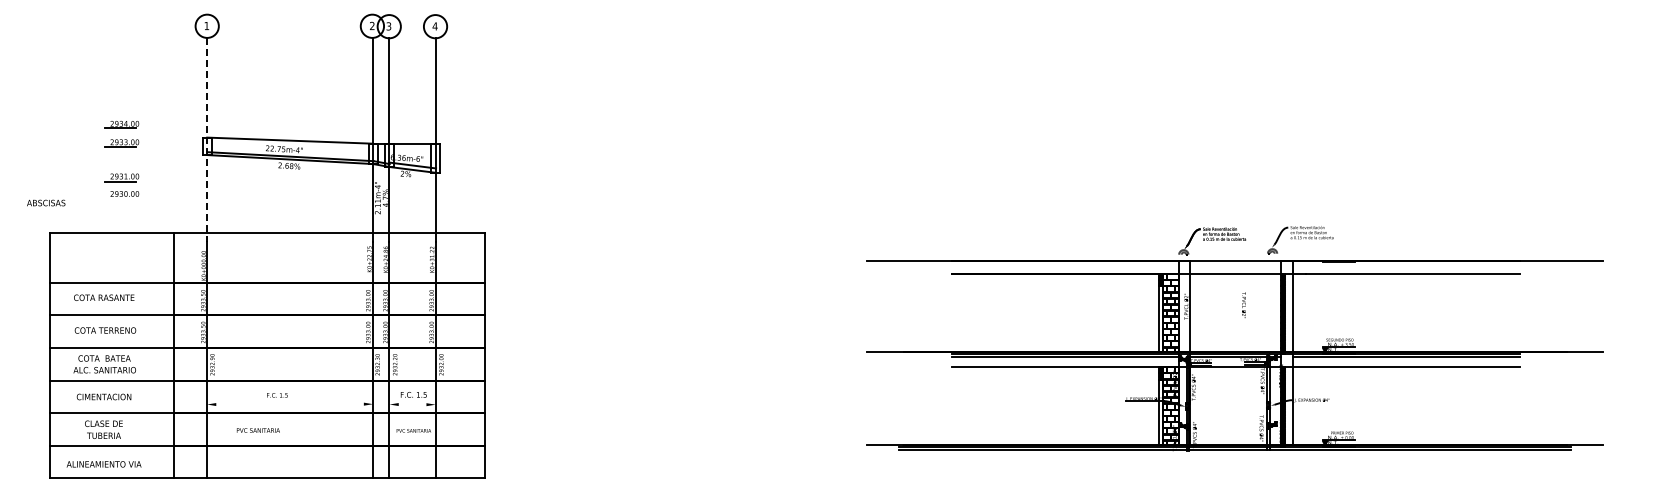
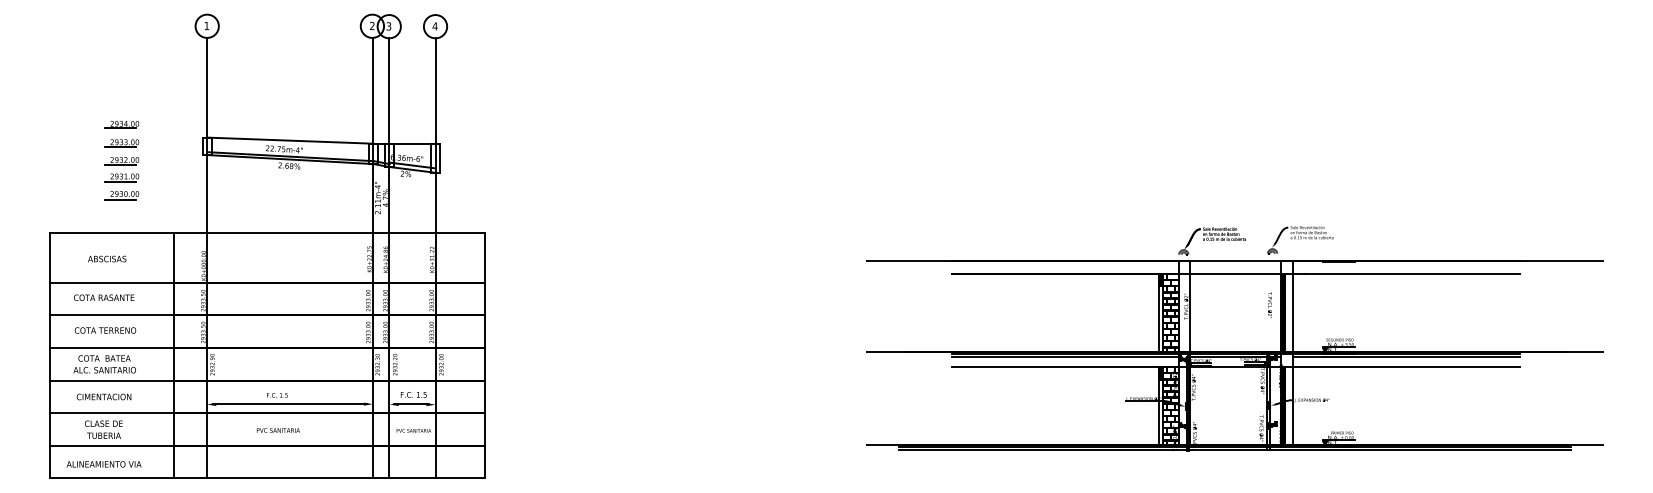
line: dashed -> solid (207, 139)
part: none -> present (121, 161)
line: none -> present (120, 199)
text position: (46, 202) -> (107, 258) (107, 258)
text position: (1243, 304) -> (1269, 304) (1269, 304)
line: none -> present (289, 404)
line: none -> present (411, 404)
text position: (257, 430) -> (277, 430) (277, 430)
